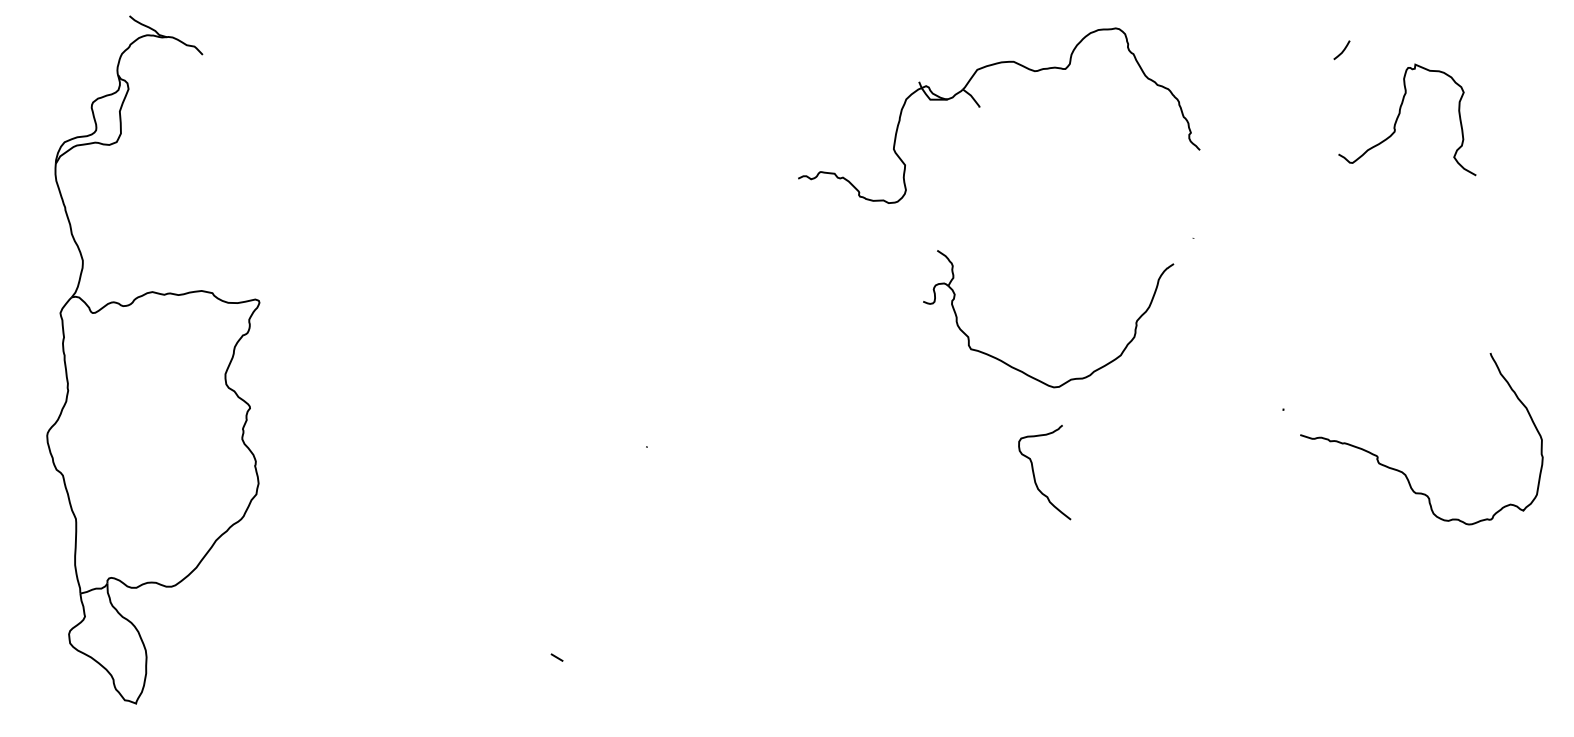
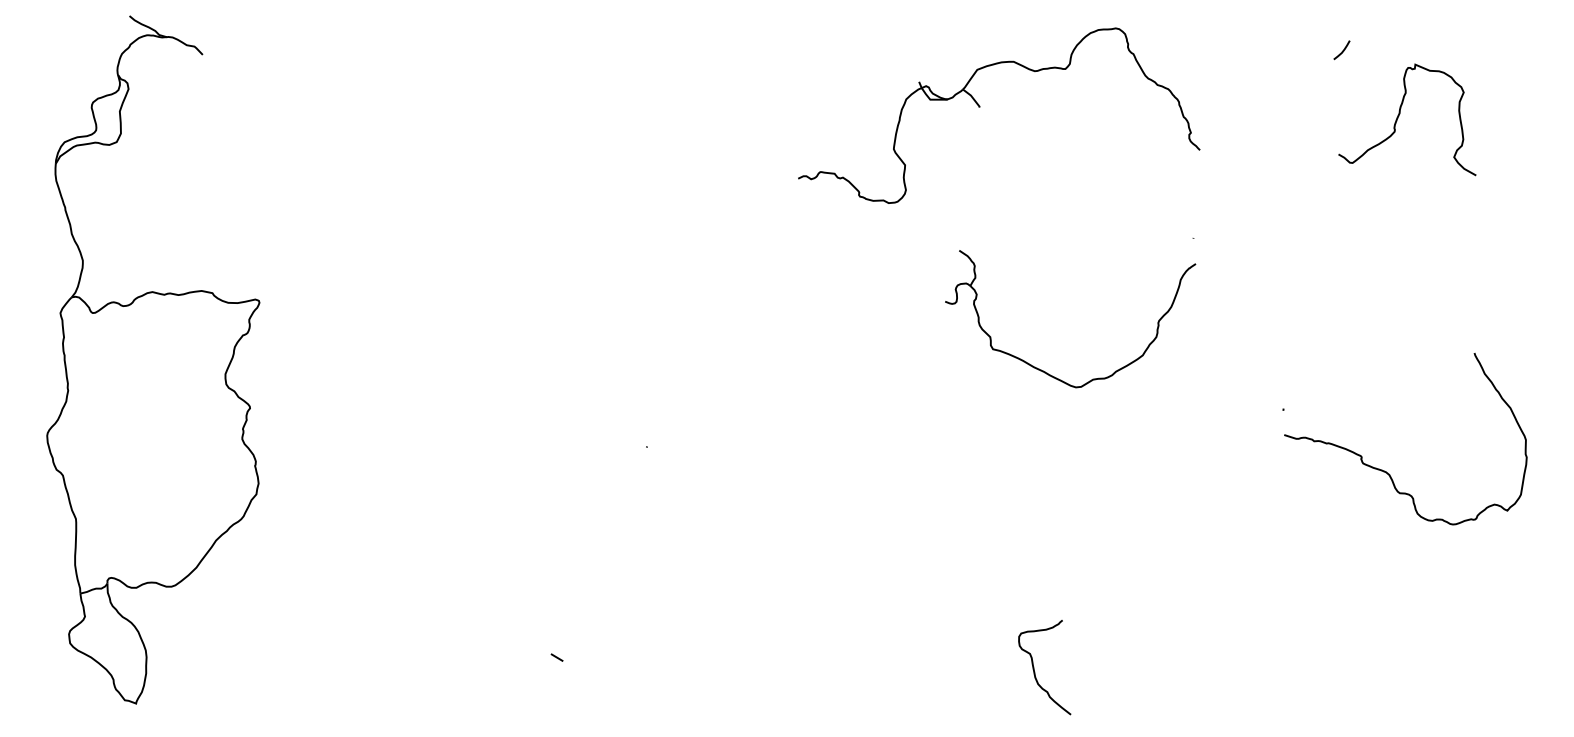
part position: (1023, 371) -> (1045, 371) (1045, 371)
curve position: (1402, 471) -> (1386, 471) (1386, 471)
curve position: (1034, 472) -> (1034, 667) (1034, 667)
